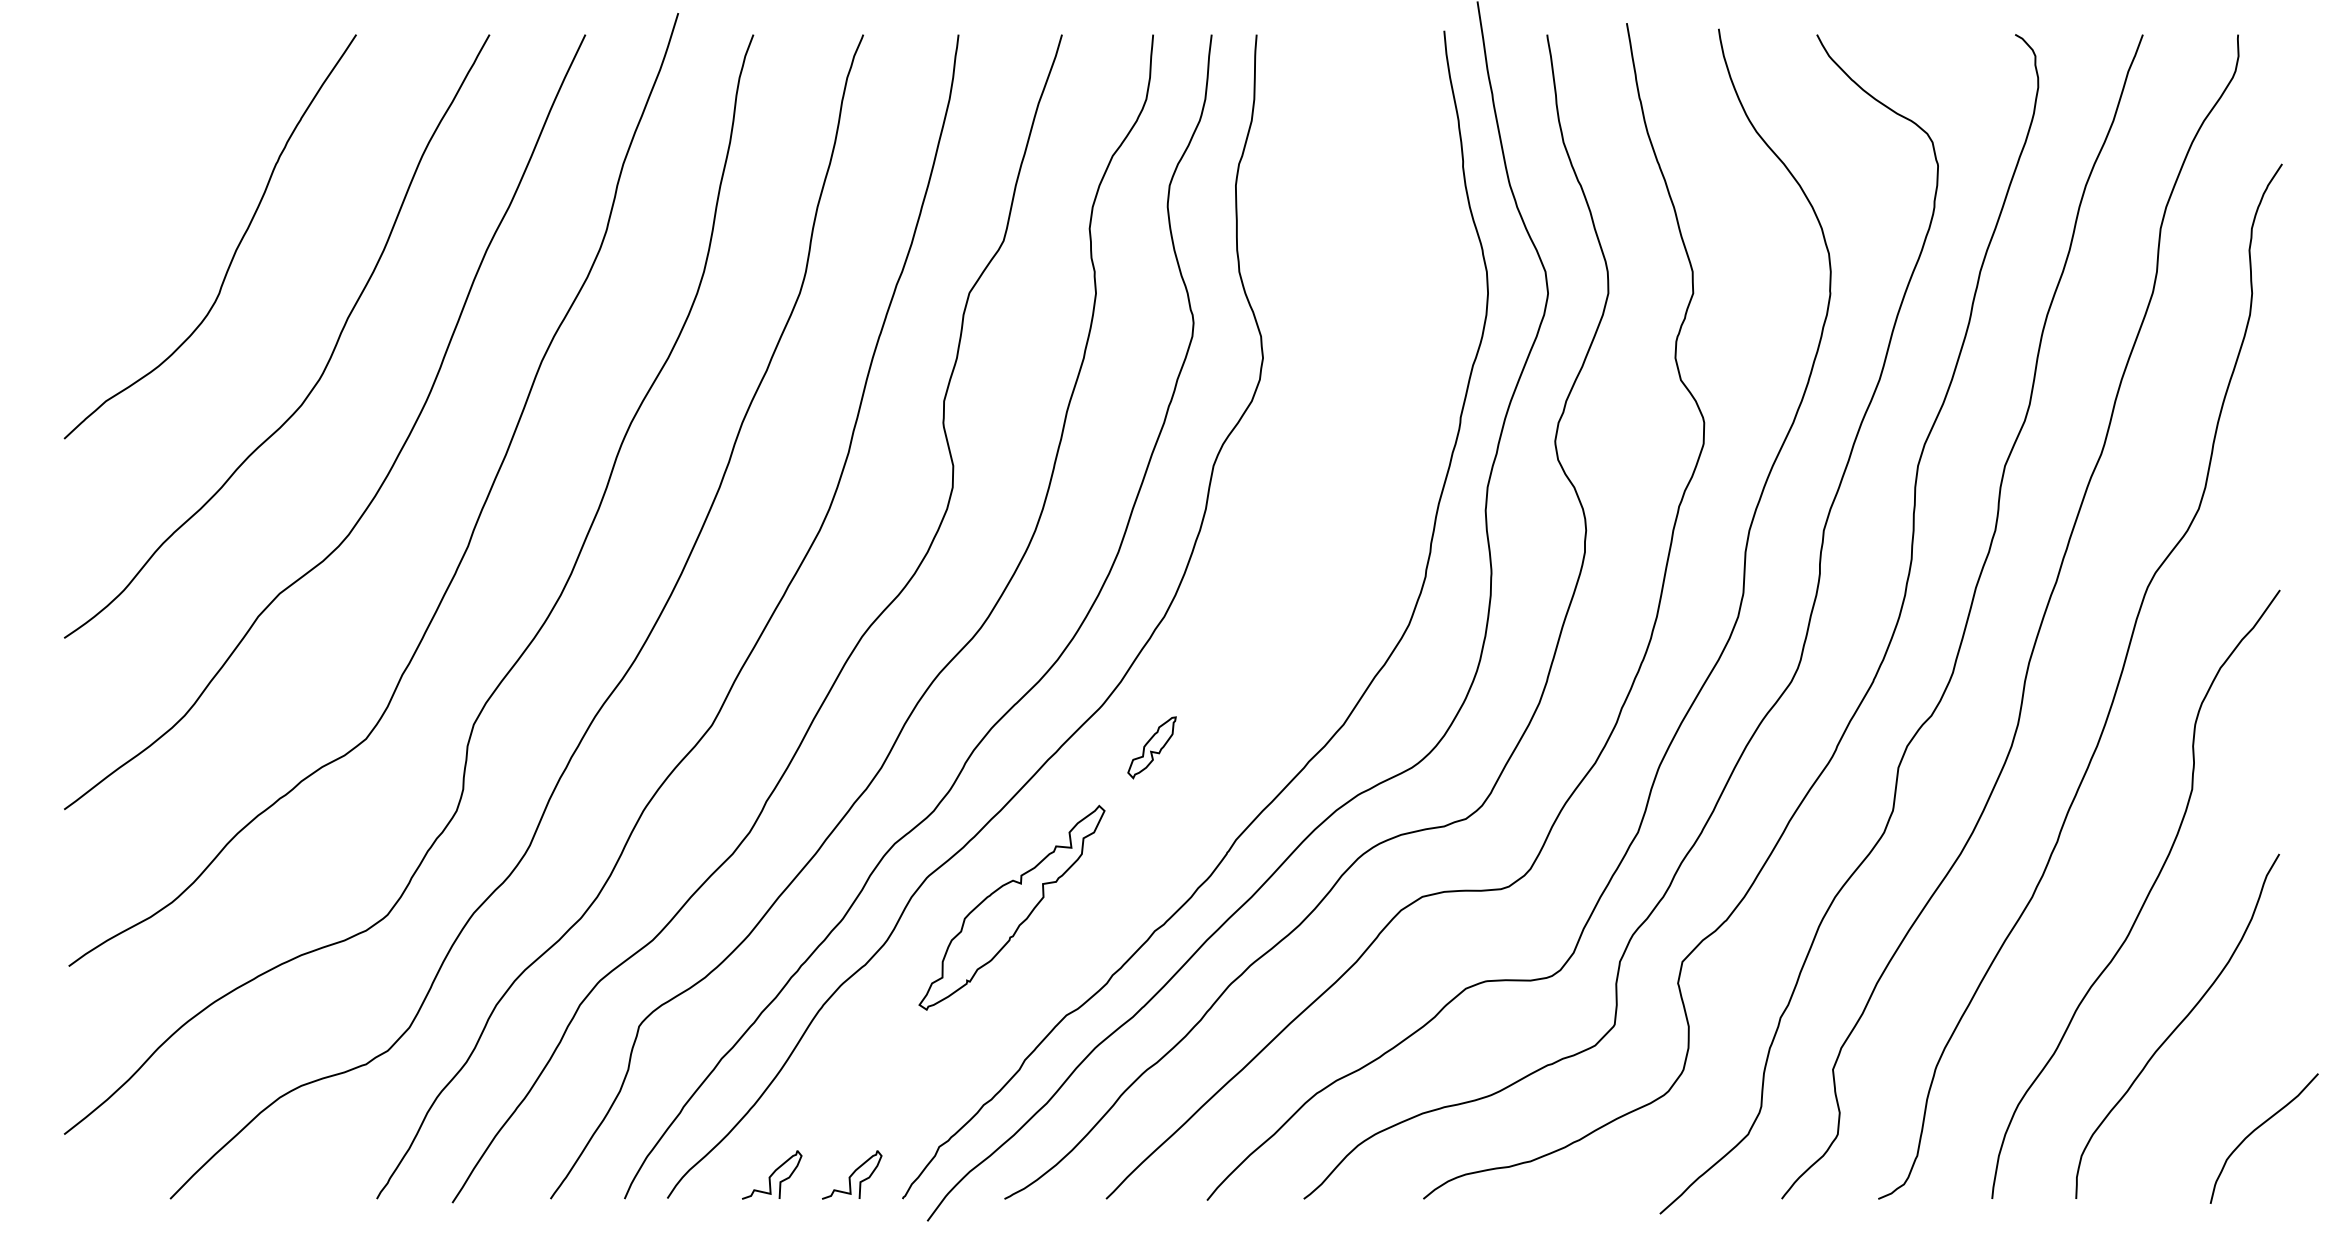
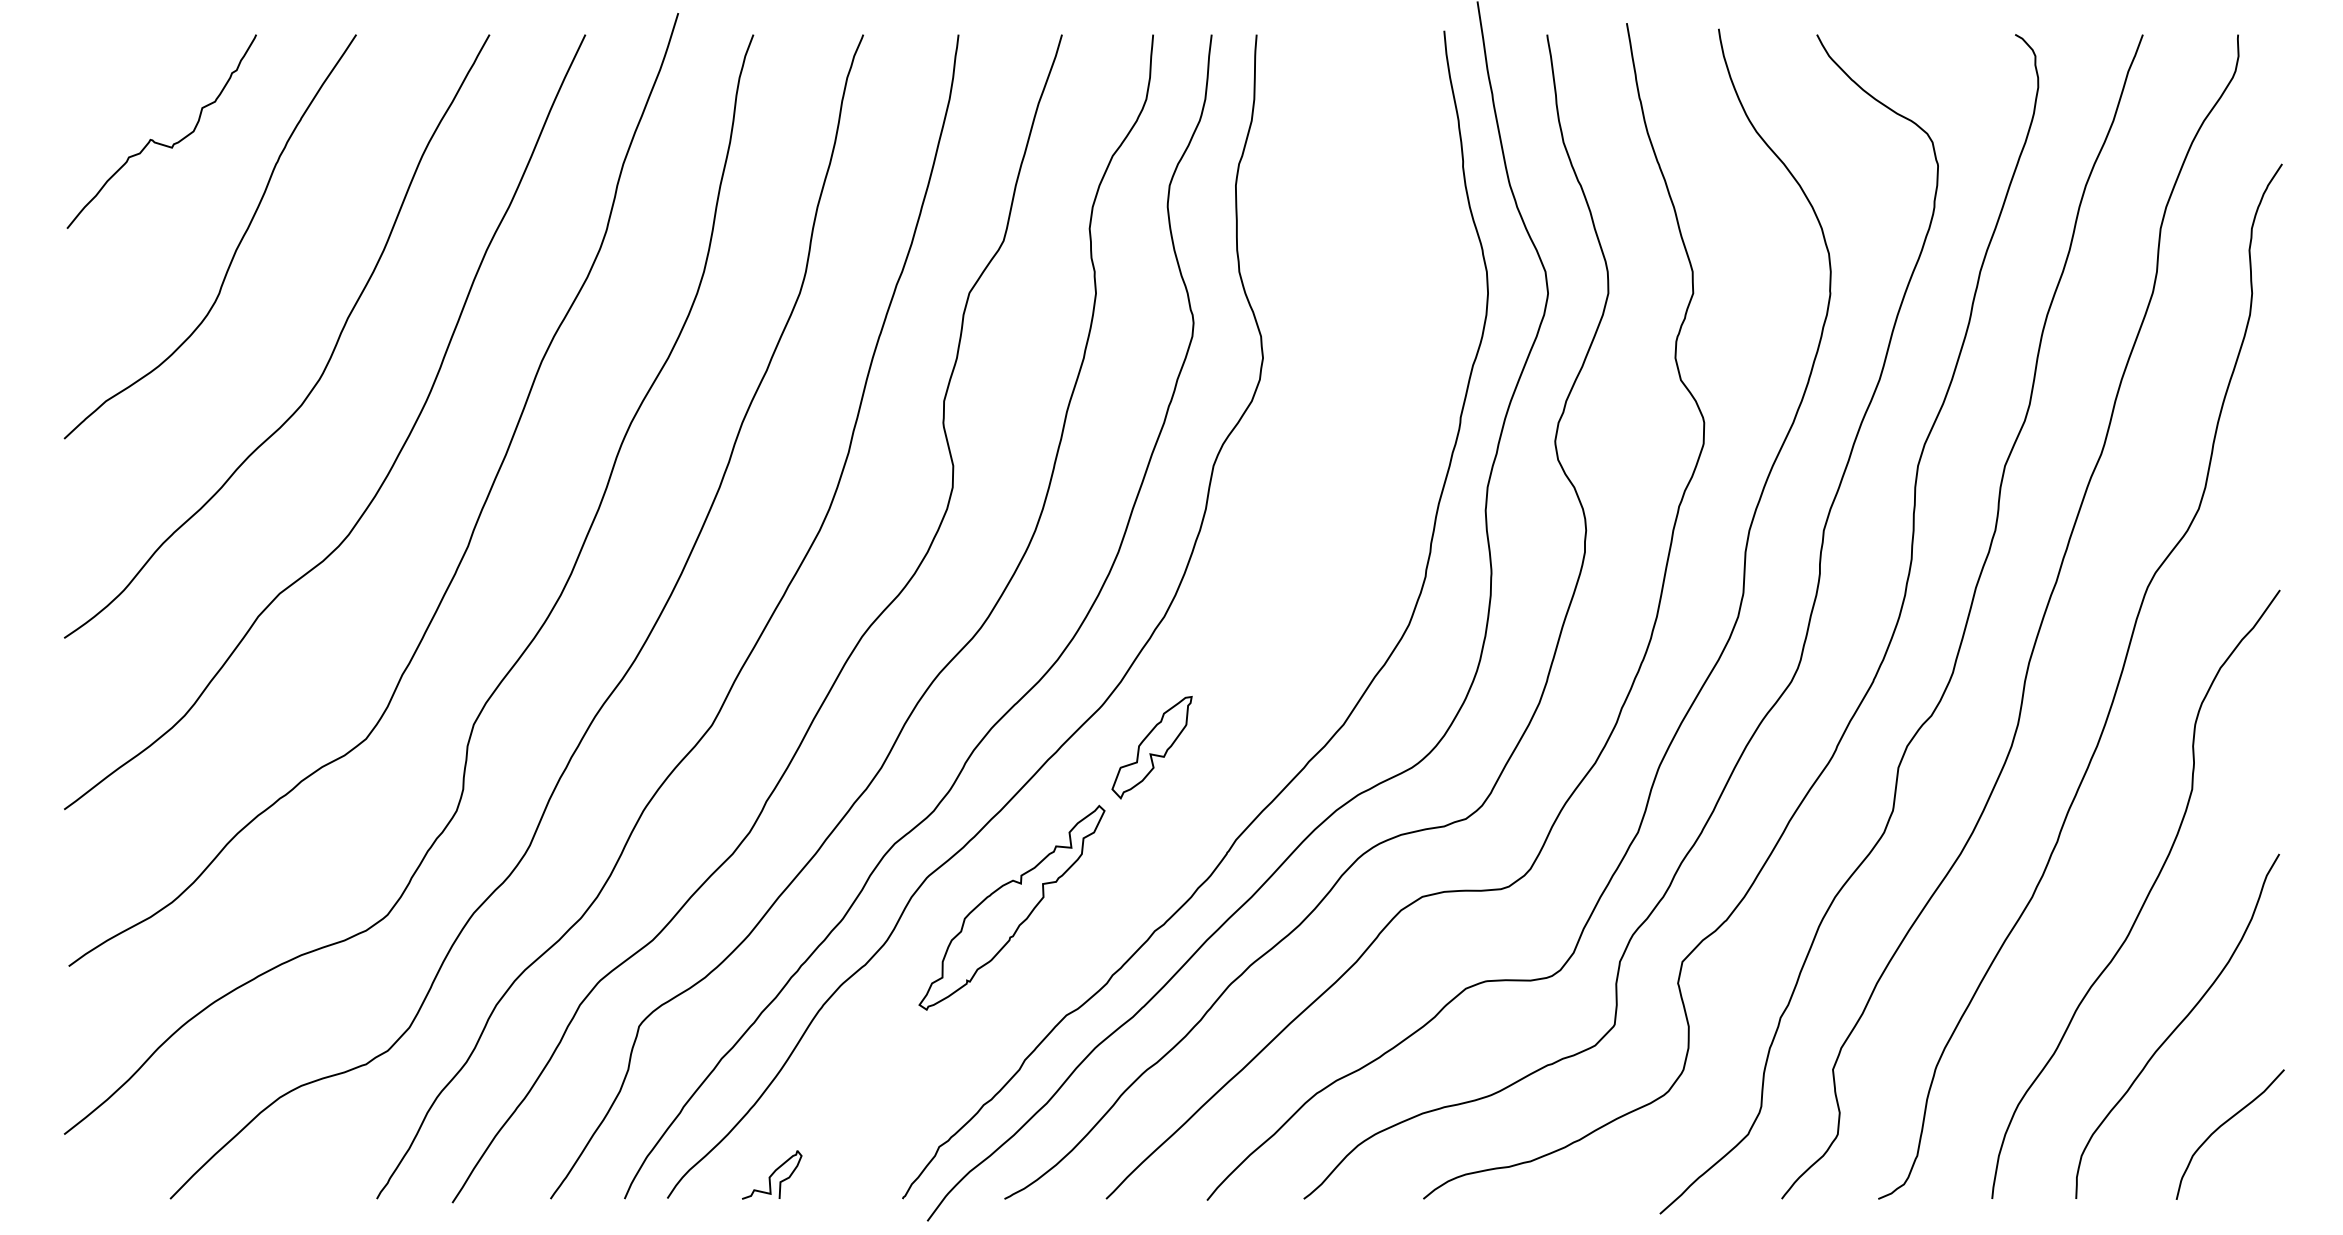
curve: none -> present (153, 139)
part size: 50x64 px -> 82x104 px (1151, 747)
curve position: (2257, 1129) -> (2223, 1125) (2223, 1125)
curve: present -> none (852, 1174)
